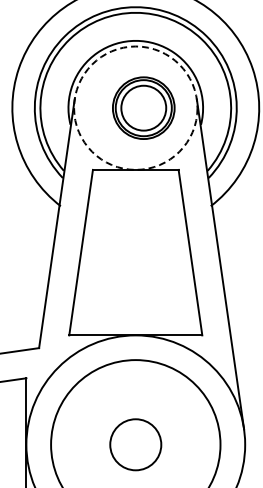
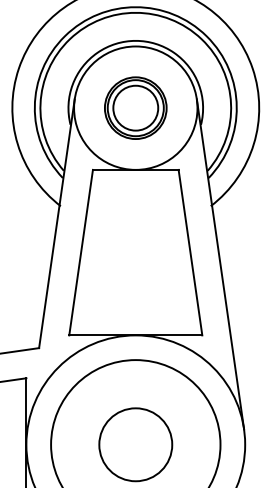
circle: dashed -> solid (135, 107)
part position: (143, 107) -> (135, 107) (135, 107)
circle diameter: 51 px -> 73 px (135, 444)
